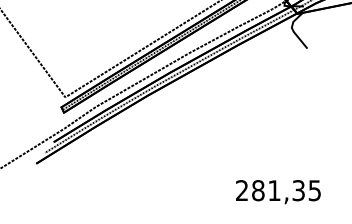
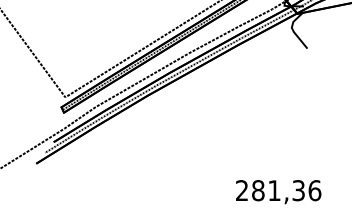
text: 281,35 -> 281,36 (314, 190)
